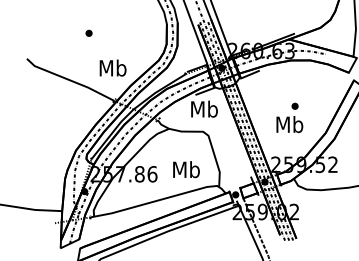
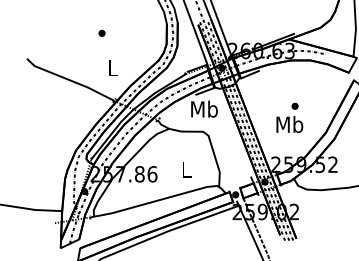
part position: (88, 32) -> (101, 32) (101, 32)
text: Mb -> L (112, 67)
text: Mb -> L (186, 169)
